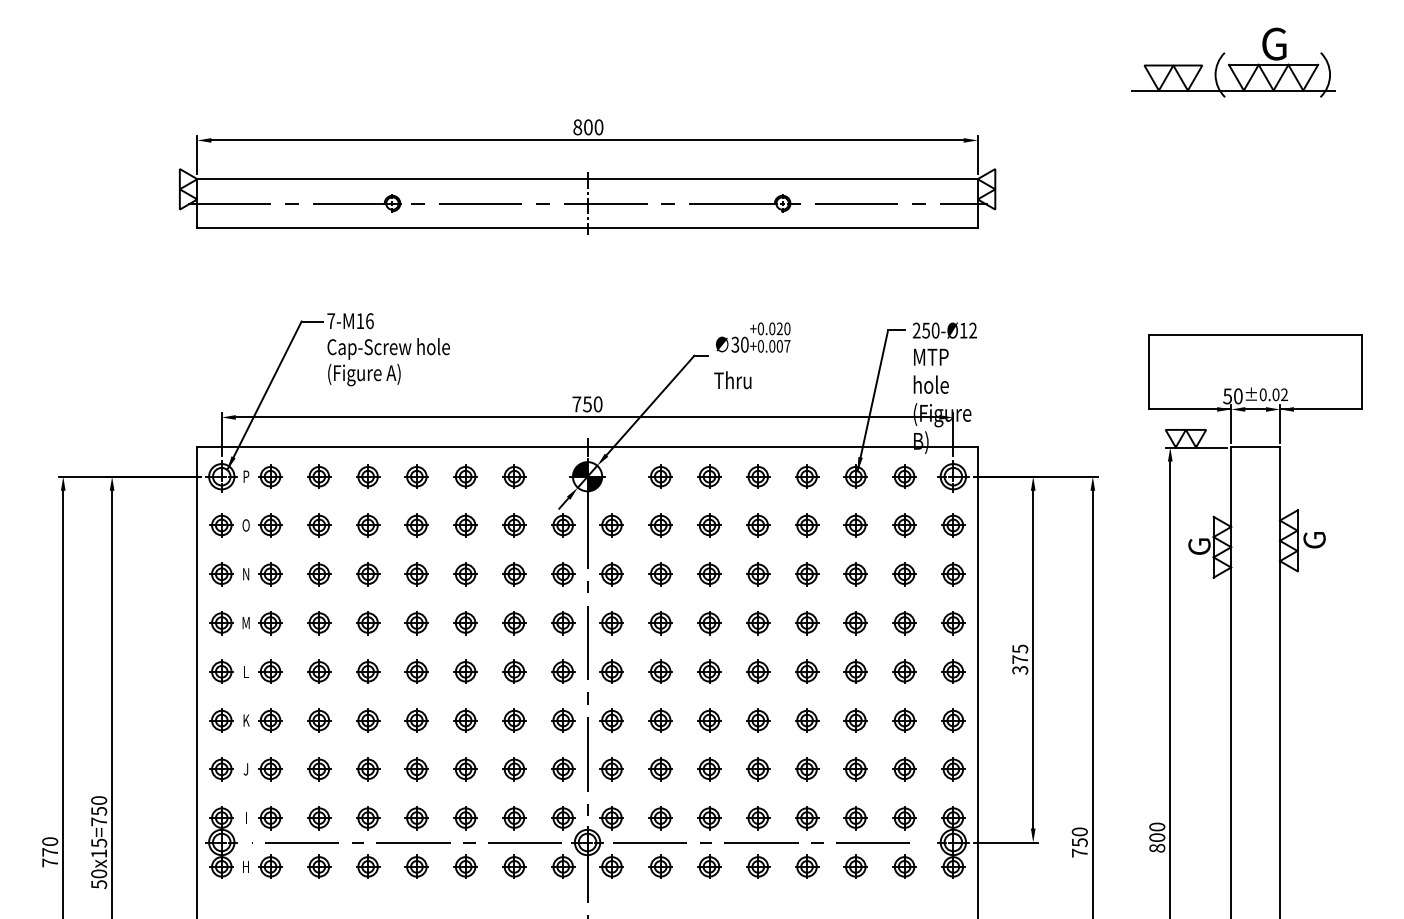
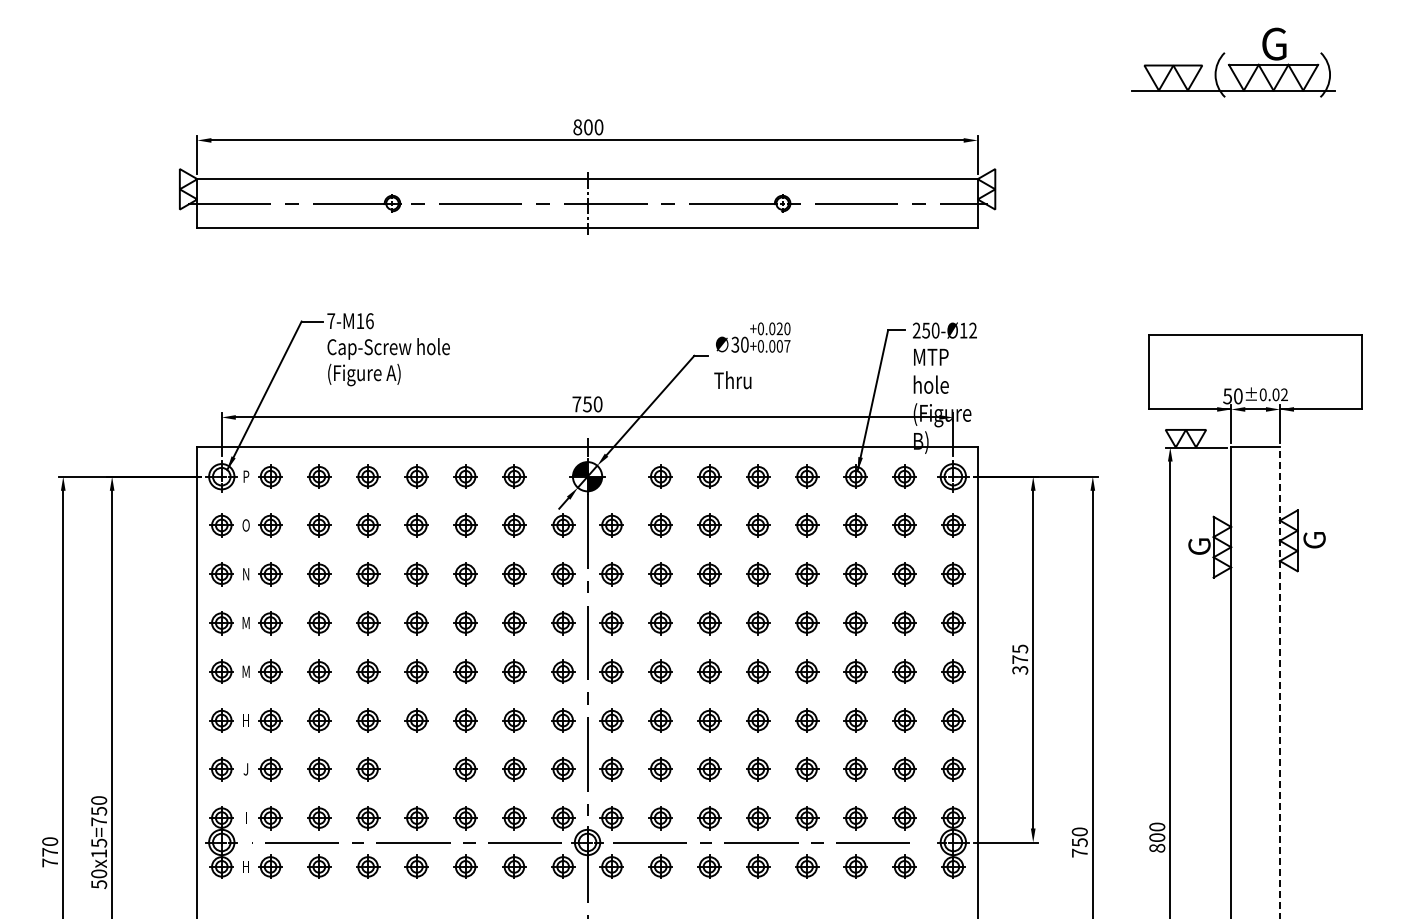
text: L -> M (245, 671)
line: solid -> dashed (1279, 682)
text: K -> H (246, 720)
part: present -> none (416, 769)
